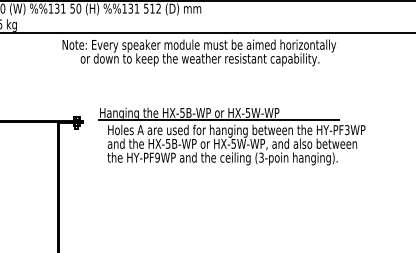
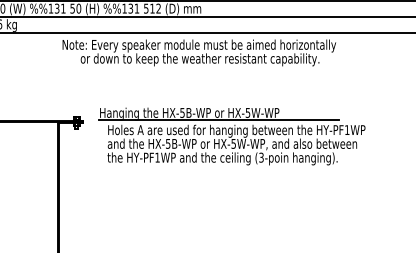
line: none -> present (207, 16)
text: HY-PF3WP -> HY-PF1WP (347, 130)
text: HY-PF9WP -> HY-PF1WP (157, 157)
